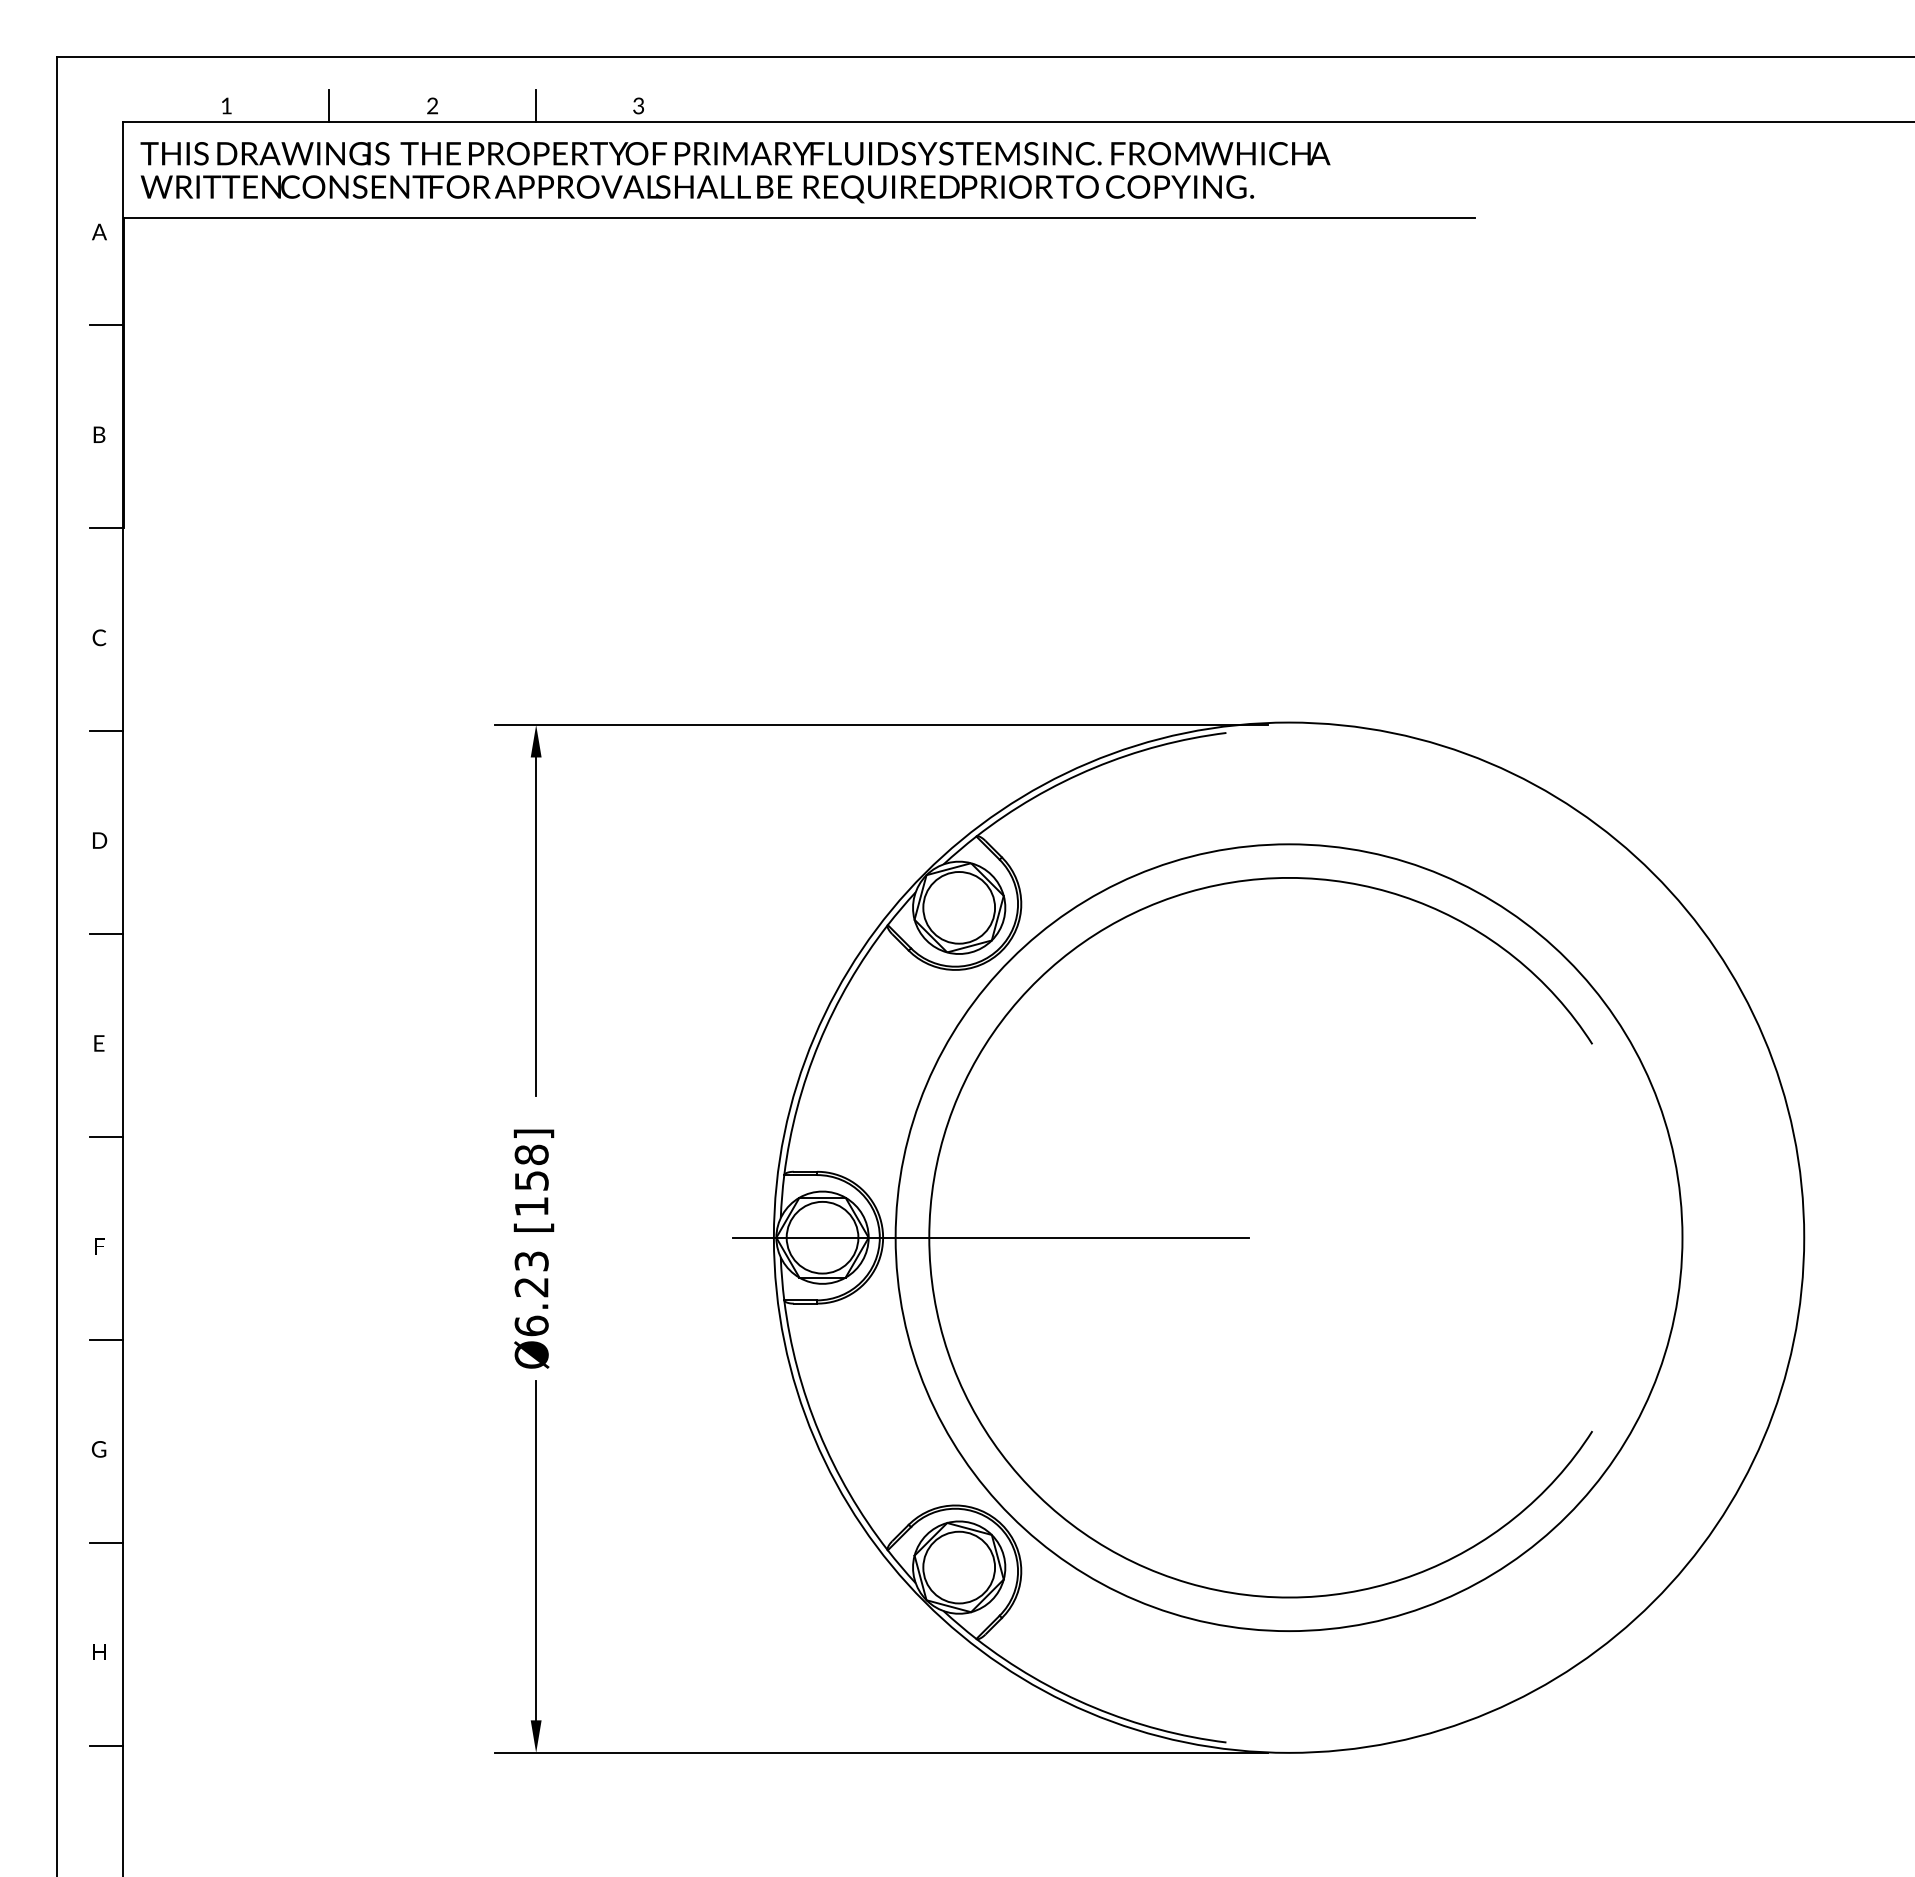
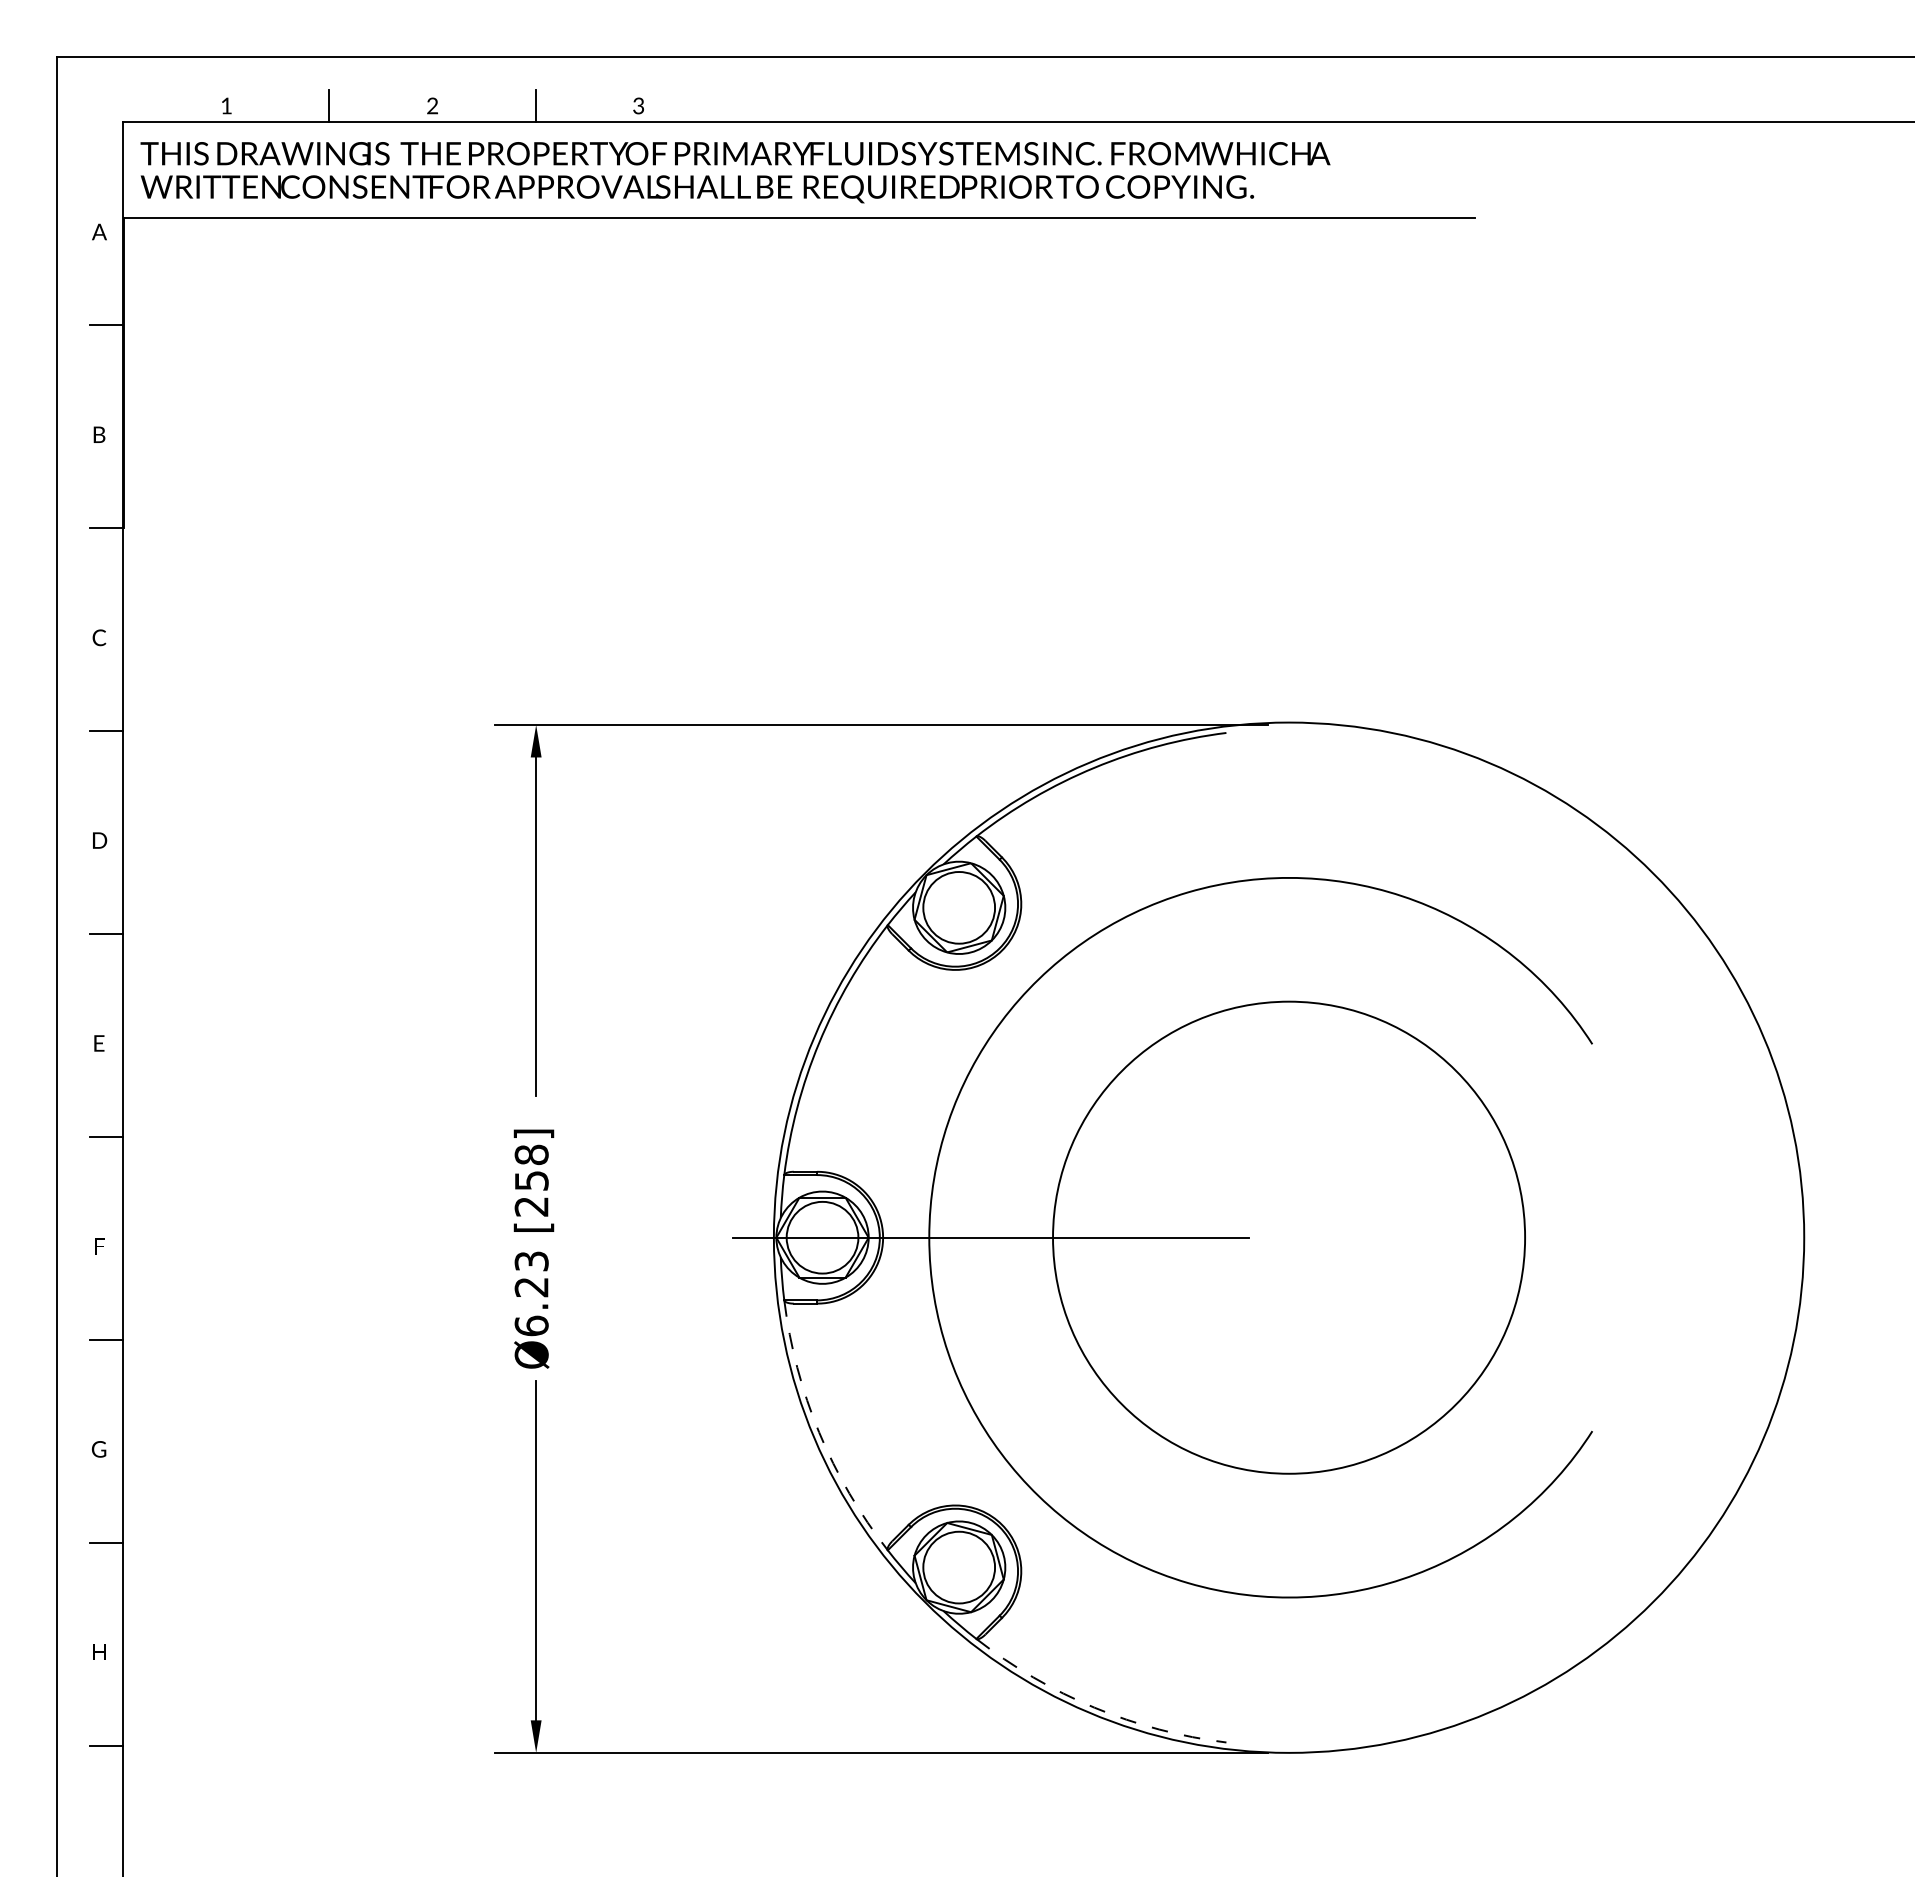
text: [158] -> [258] (531, 1206)
circle diameter: 787 px -> 472 px (1289, 1237)
arc: solid -> dashed (819, 1432)
arc: solid -> dashed (1094, 1707)
